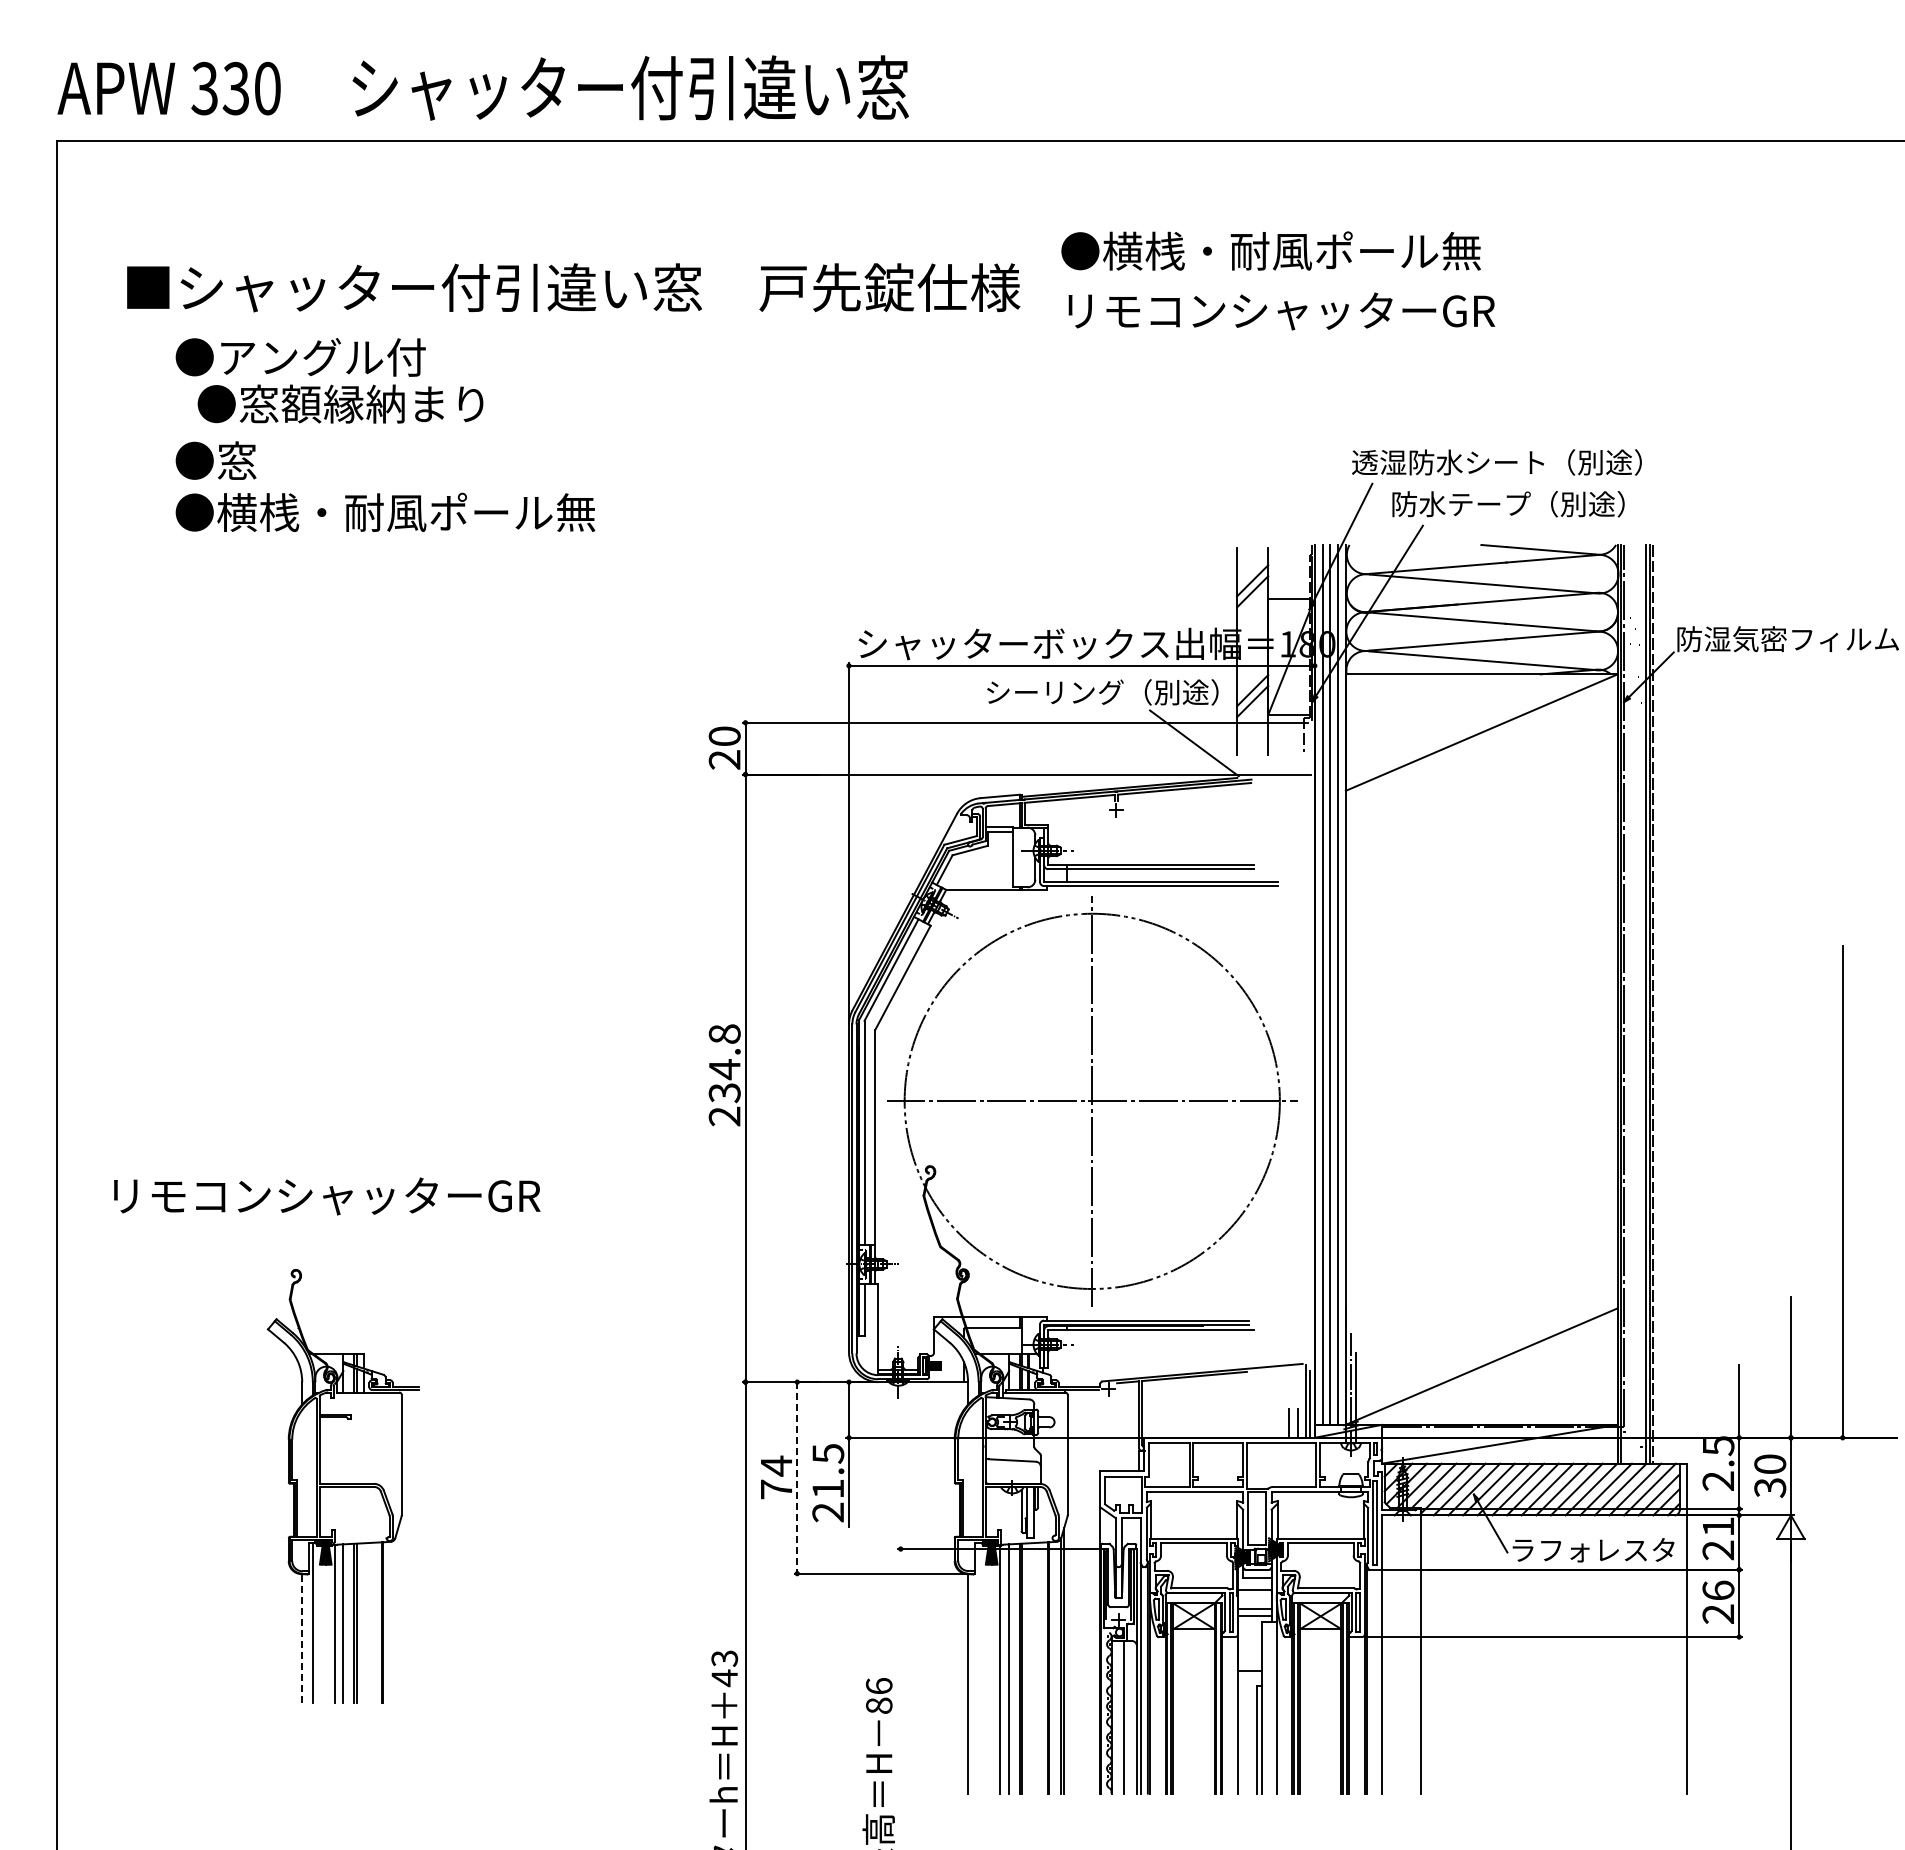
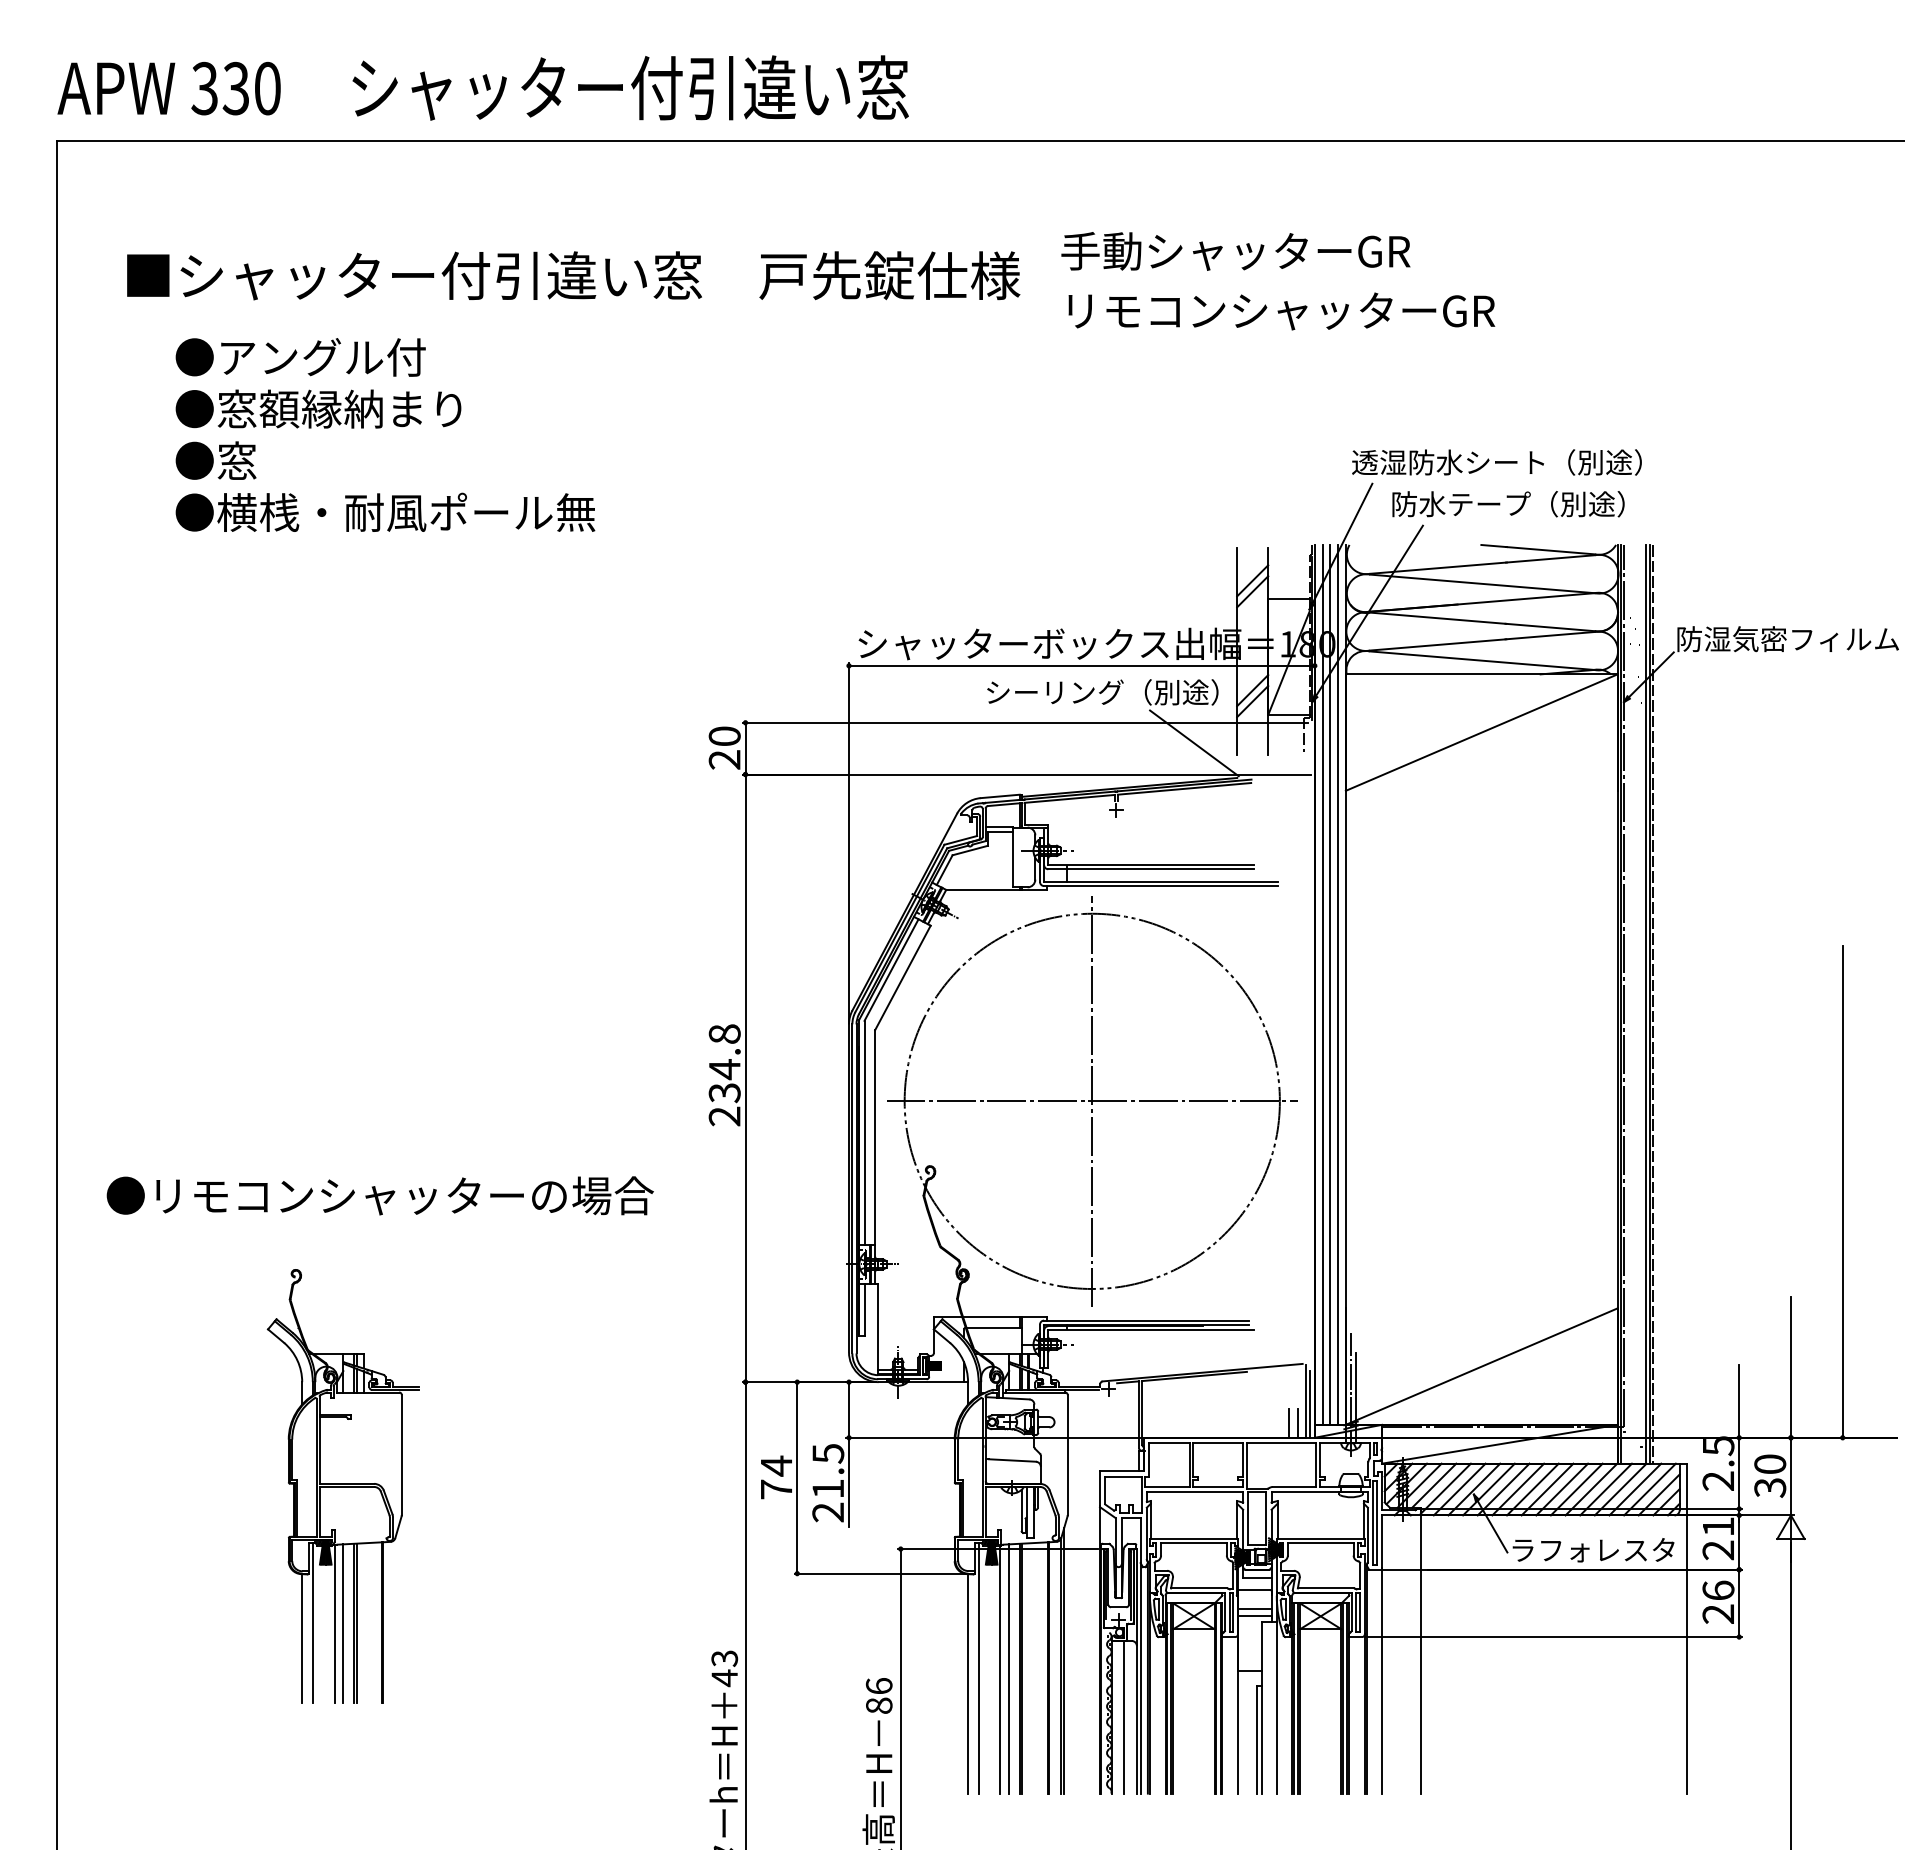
text: ●横桟・耐風ポール無 -> 手動シャッターGR (1270, 250)
text position: (573, 287) -> (573, 275) (573, 275)
text position: (340, 403) -> (318, 408) (318, 408)
text: リモコンシャッターGR -> ●リモコンシャッターの場合 (379, 1195)
line: dashed -> solid (797, 1477)
line: dashed -> solid (302, 1638)
line: none -> present (978, 1668)
line: none -> present (900, 1697)
